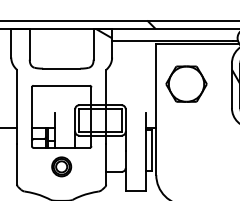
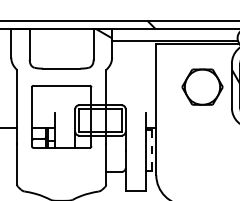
part position: (186, 83) -> (202, 86) (202, 86)
line: solid -> dashed (151, 149)
part: present -> none (61, 166)
